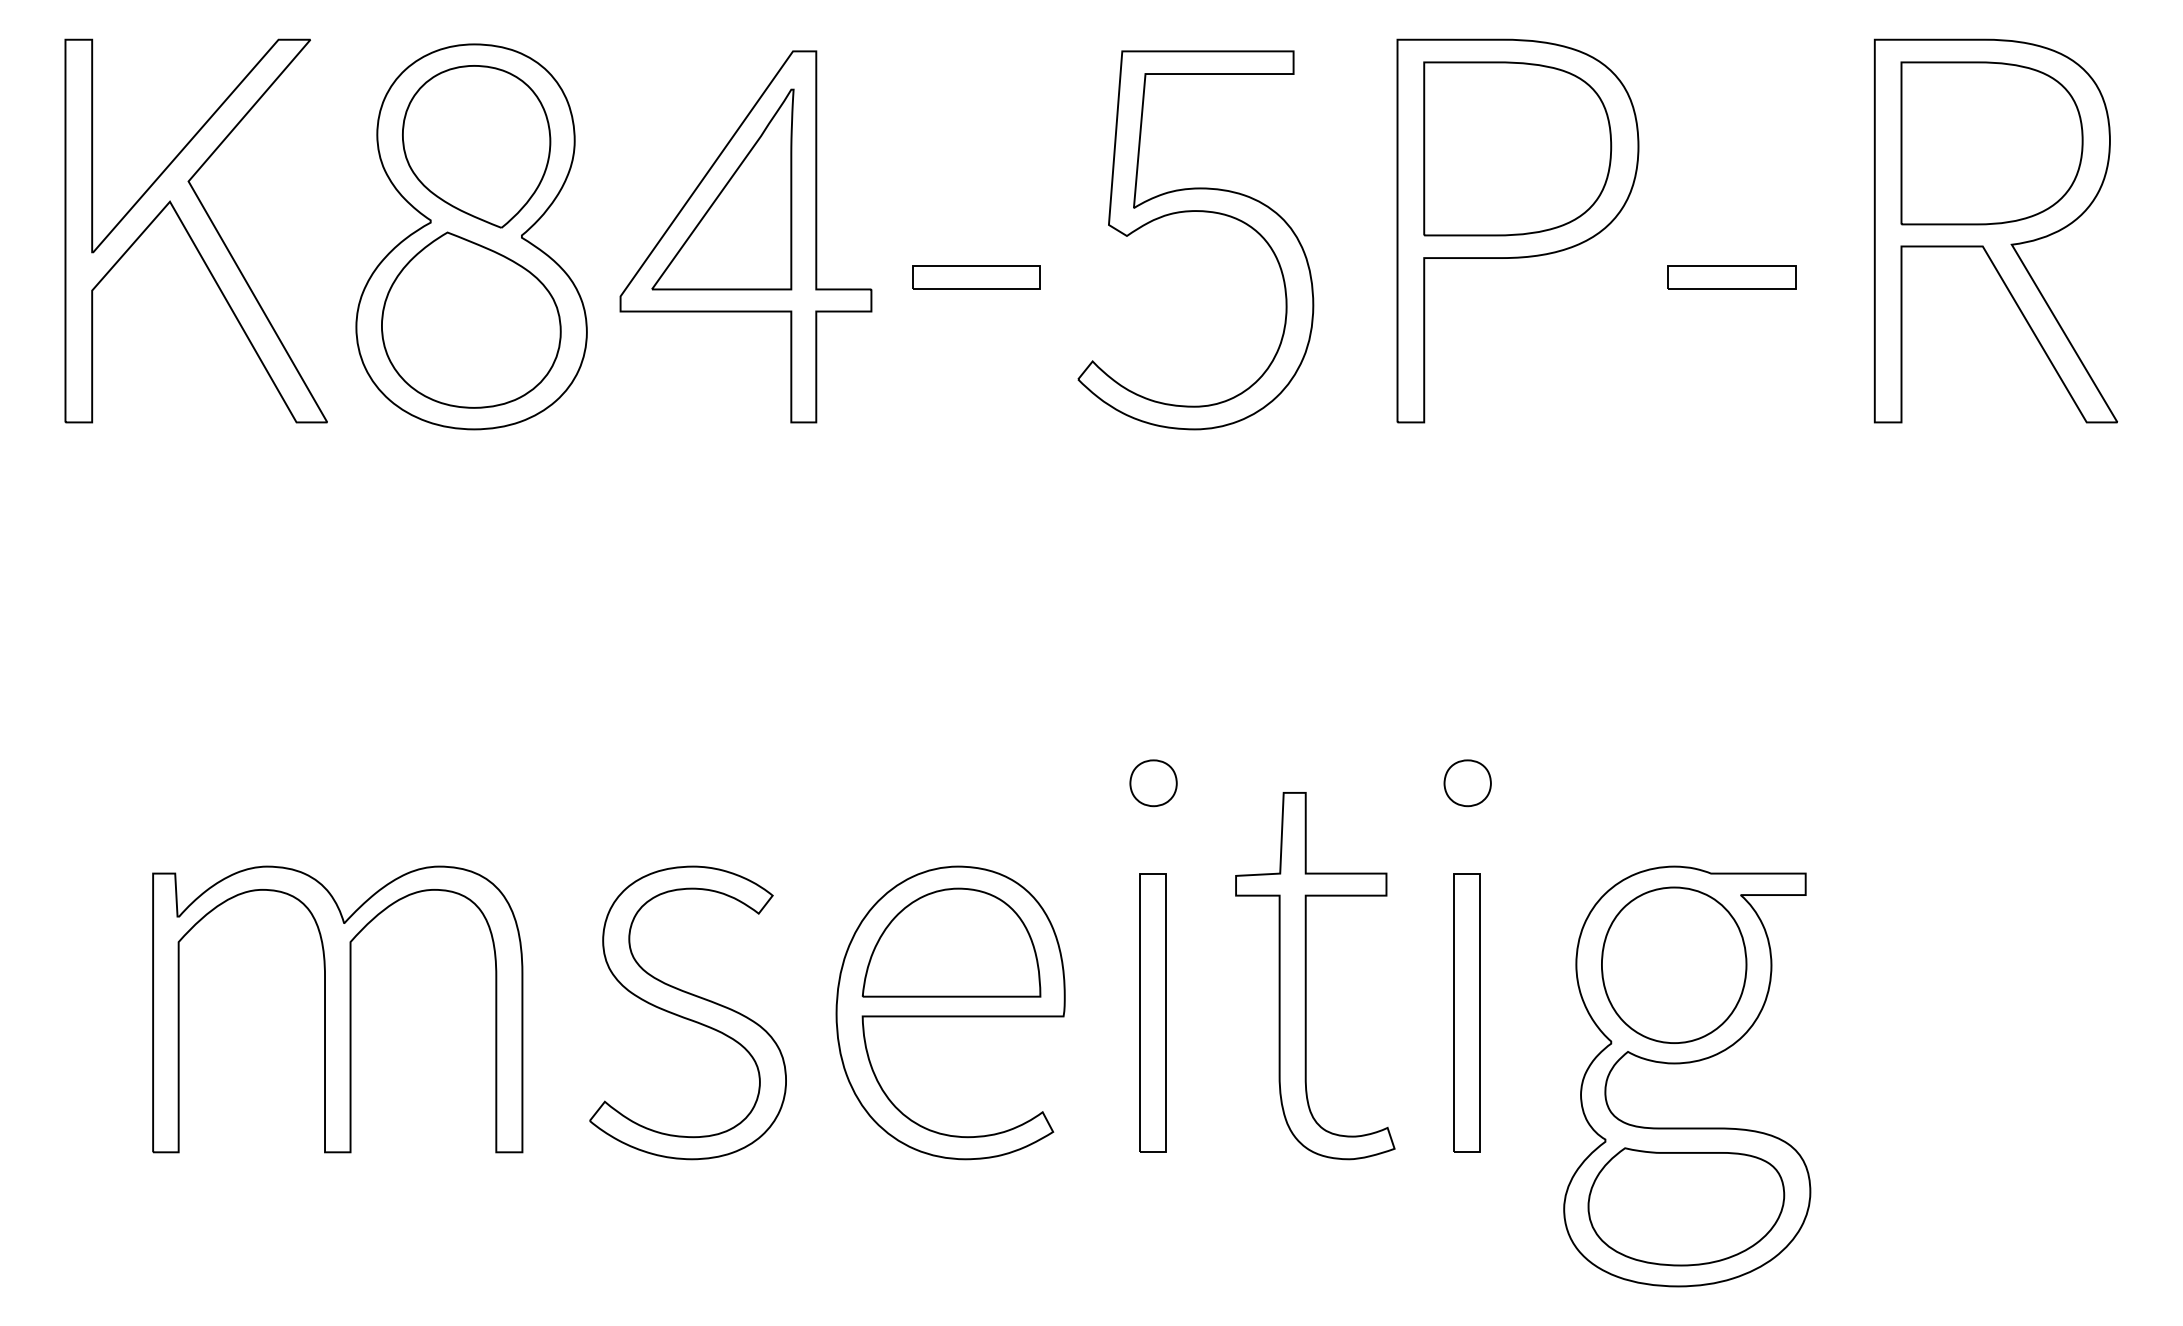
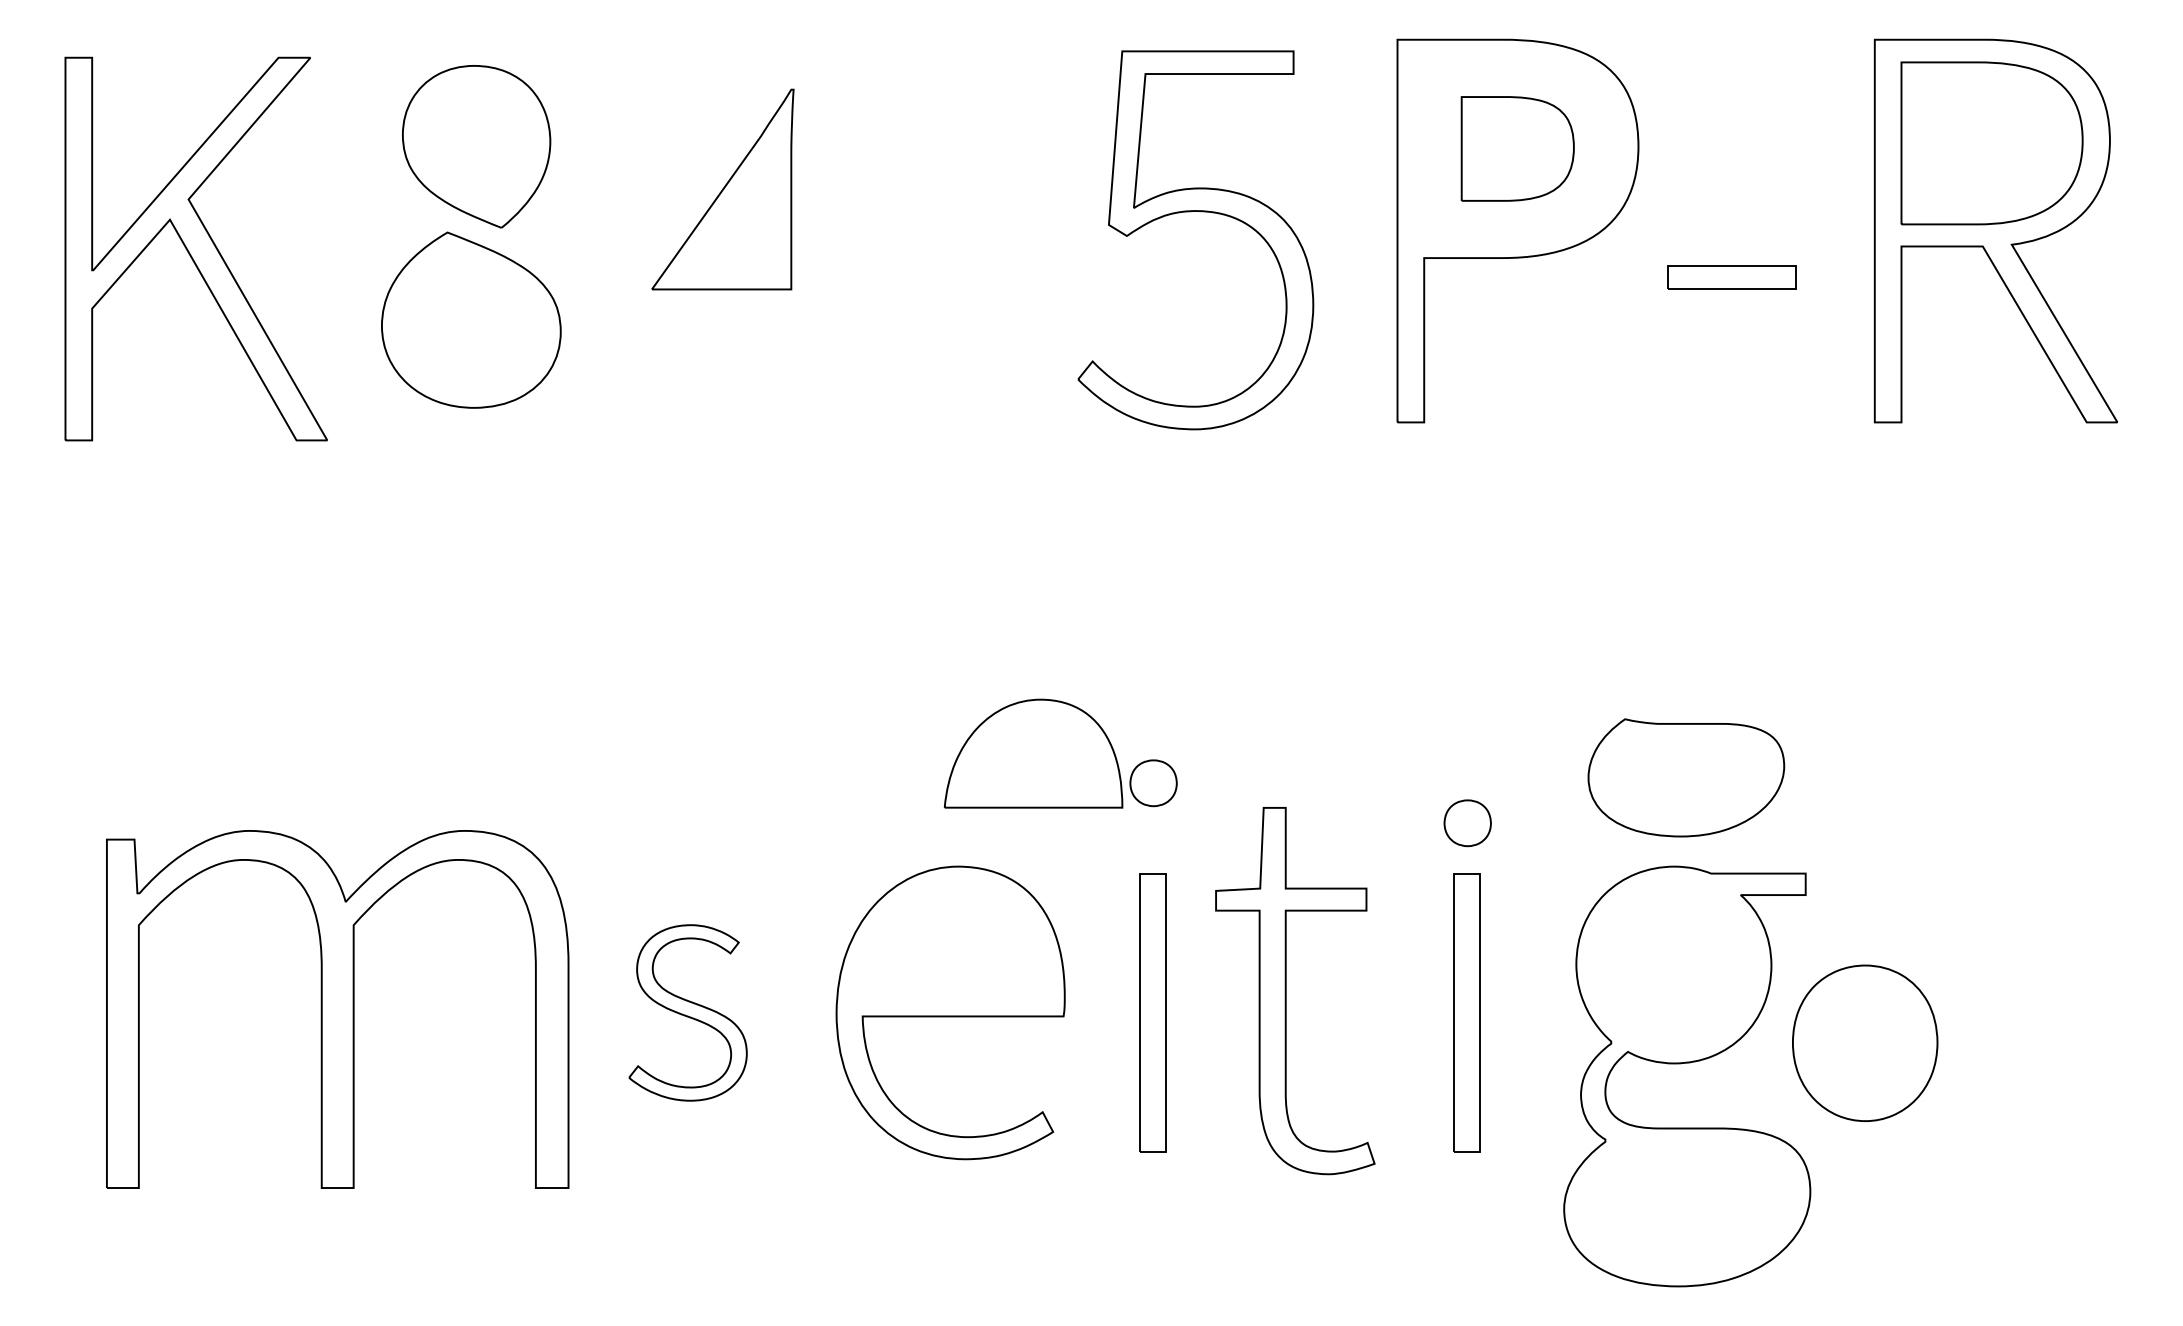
part size: 190x176 px -> 115x106 px (1517, 148)
part position: (195, 230) -> (195, 248) (195, 248)
part: present -> none (471, 236)
part: present -> none (745, 236)
part: present -> none (976, 277)
part position: (1467, 783) -> (1467, 823) (1467, 823)
part position: (951, 942) -> (1033, 753) (1033, 753)
part position: (1674, 964) -> (1865, 1042) (1865, 1042)
part position: (1306, 976) -> (1286, 991) (1286, 991)
part size: 372x289 px -> 464x359 px (337, 1009)
part size: 198x296 px -> 120x178 px (687, 1012)
part position: (1686, 1206) -> (1686, 777) (1686, 777)
